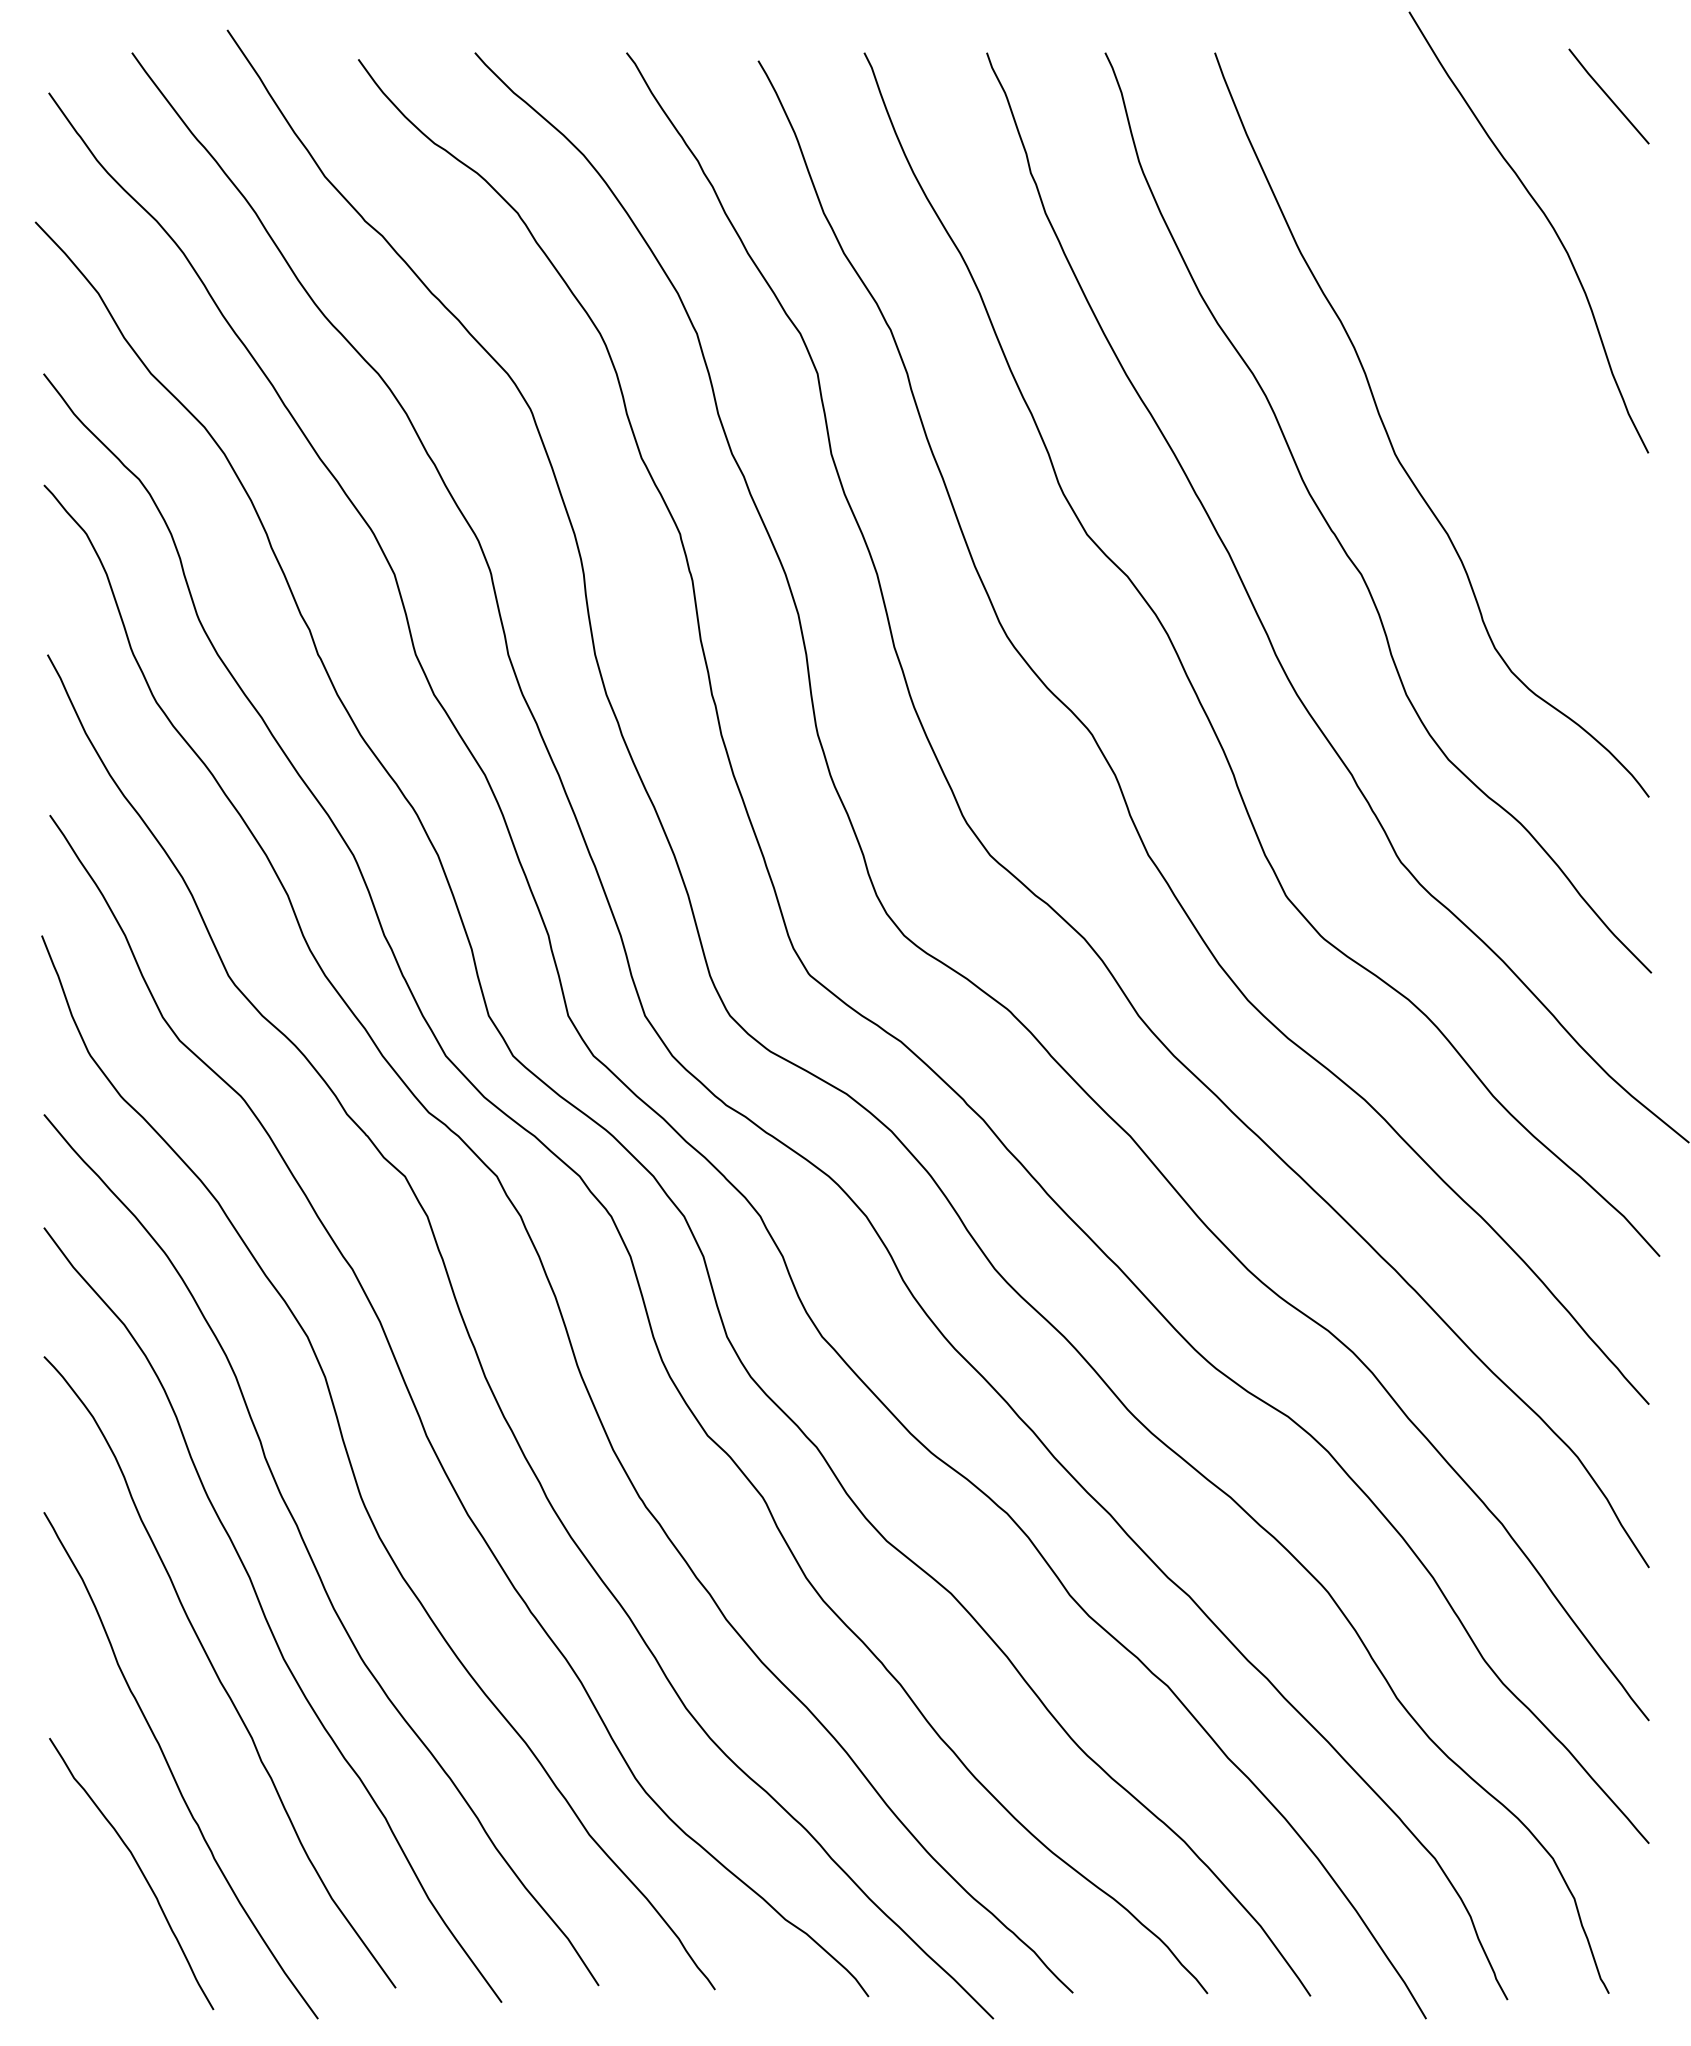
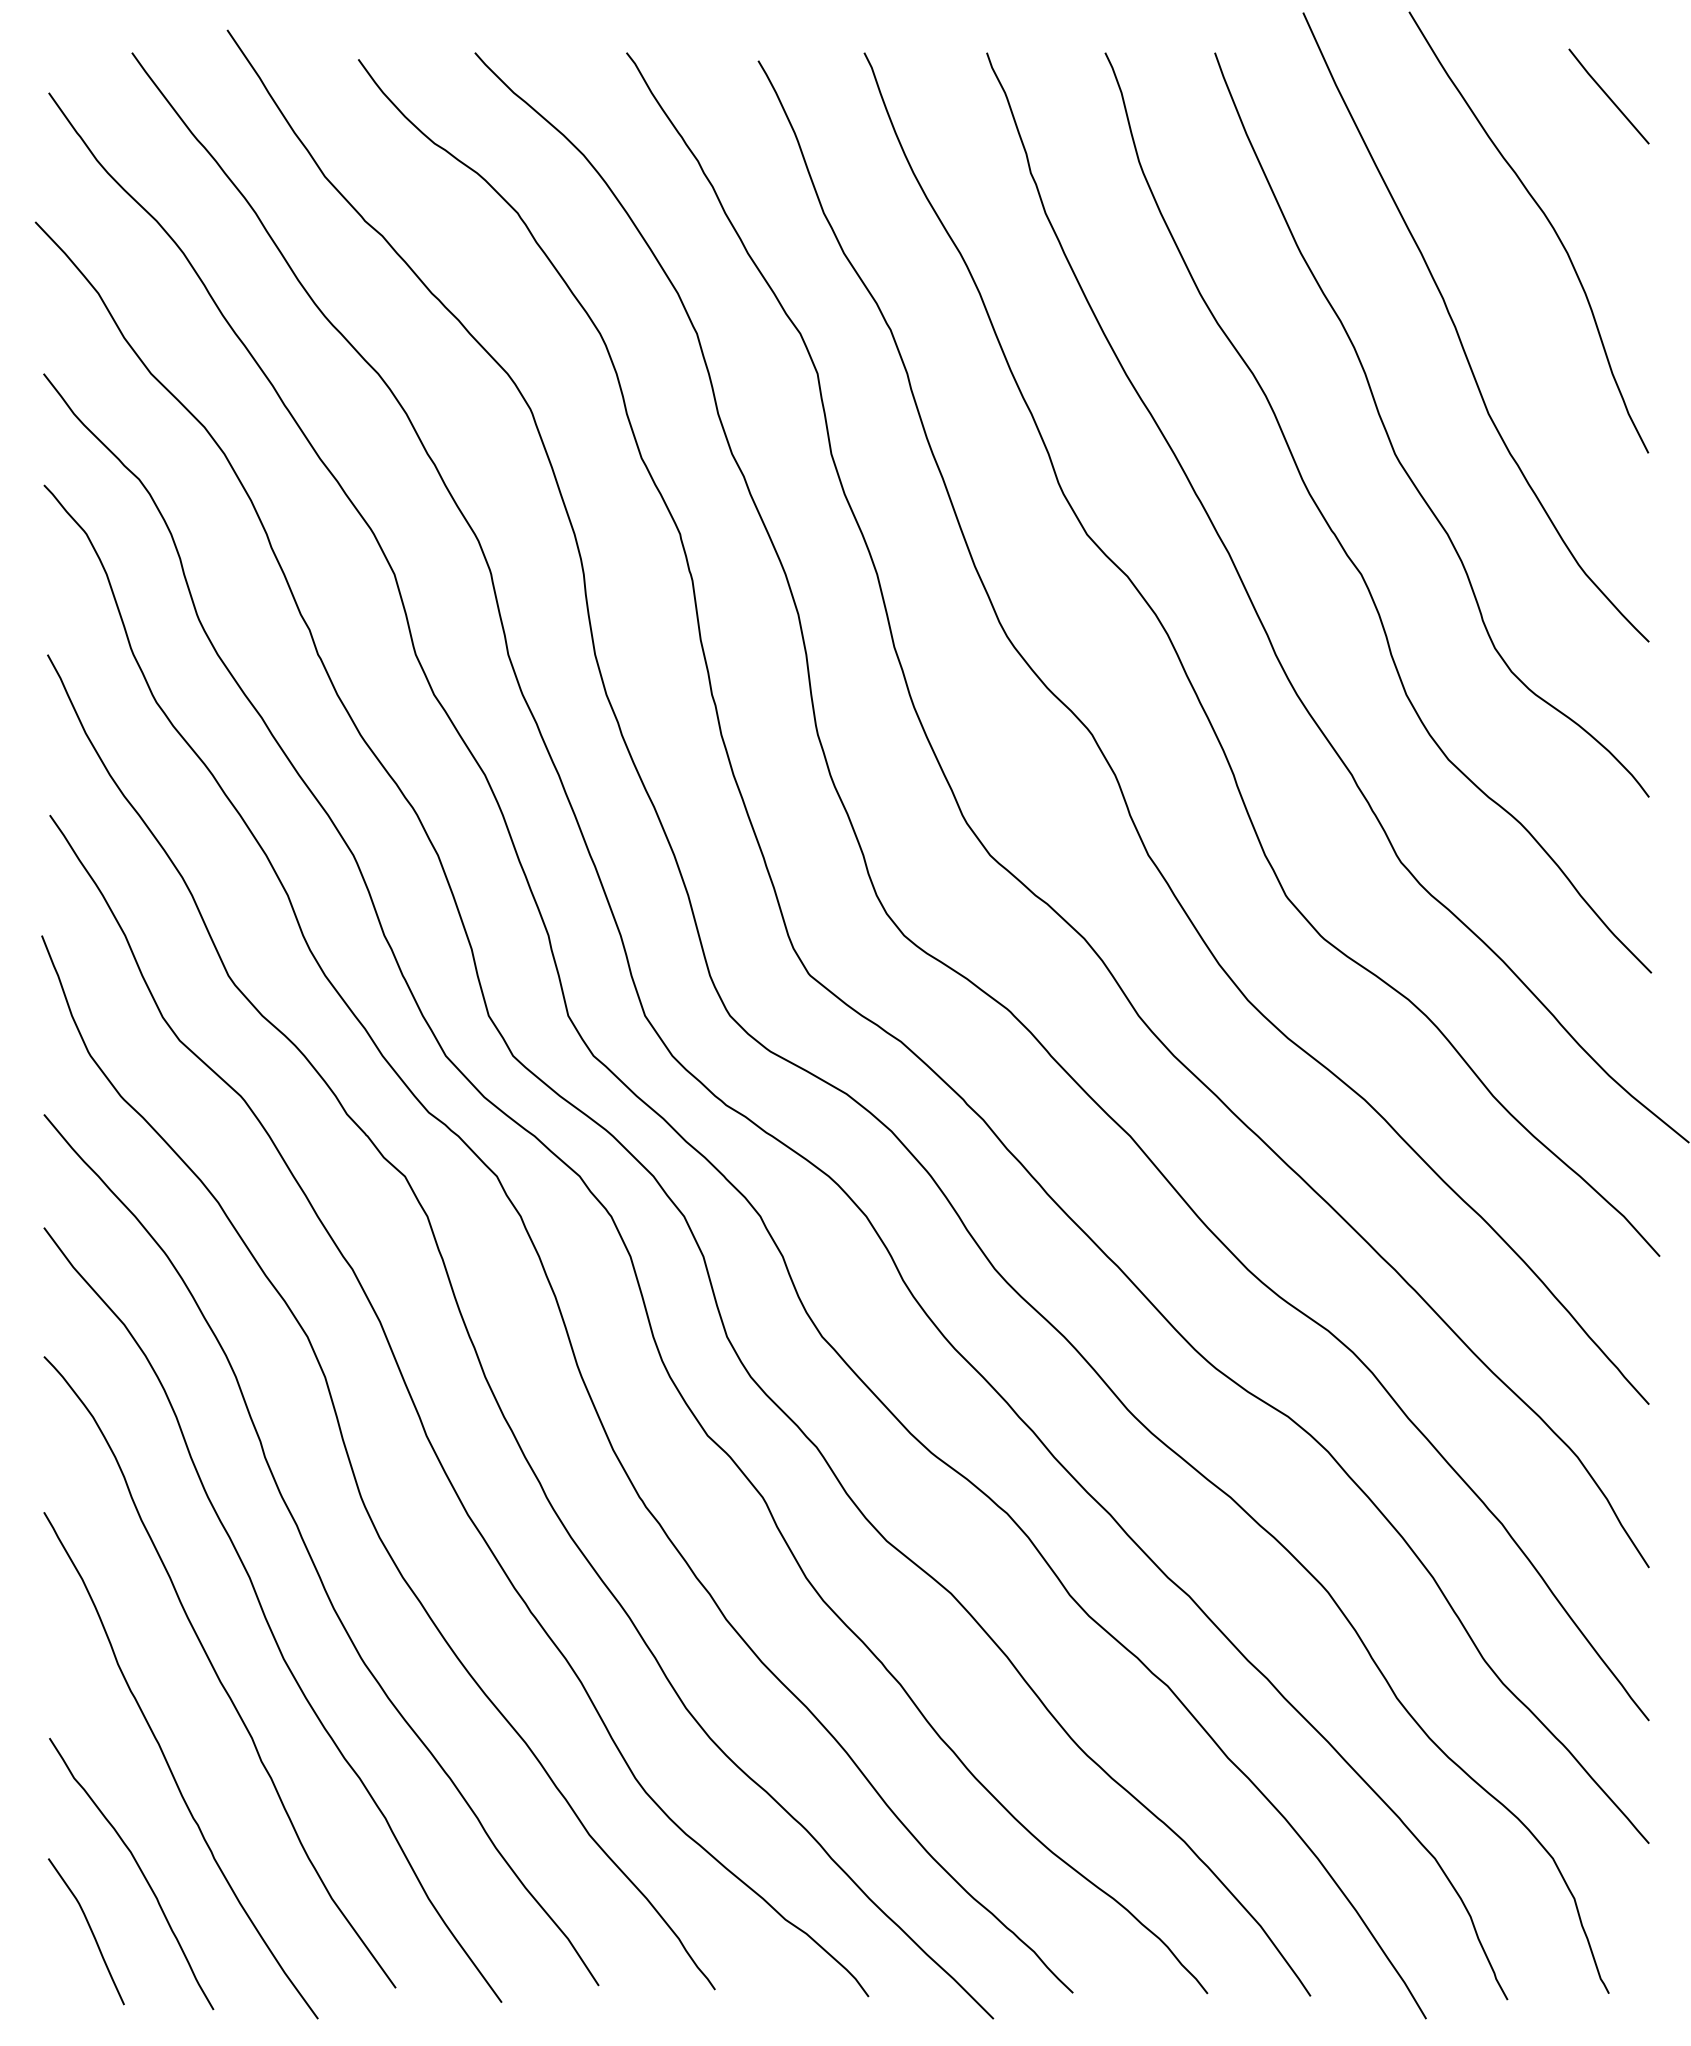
curve: none -> present (1458, 332)
curve: none -> present (90, 1930)
